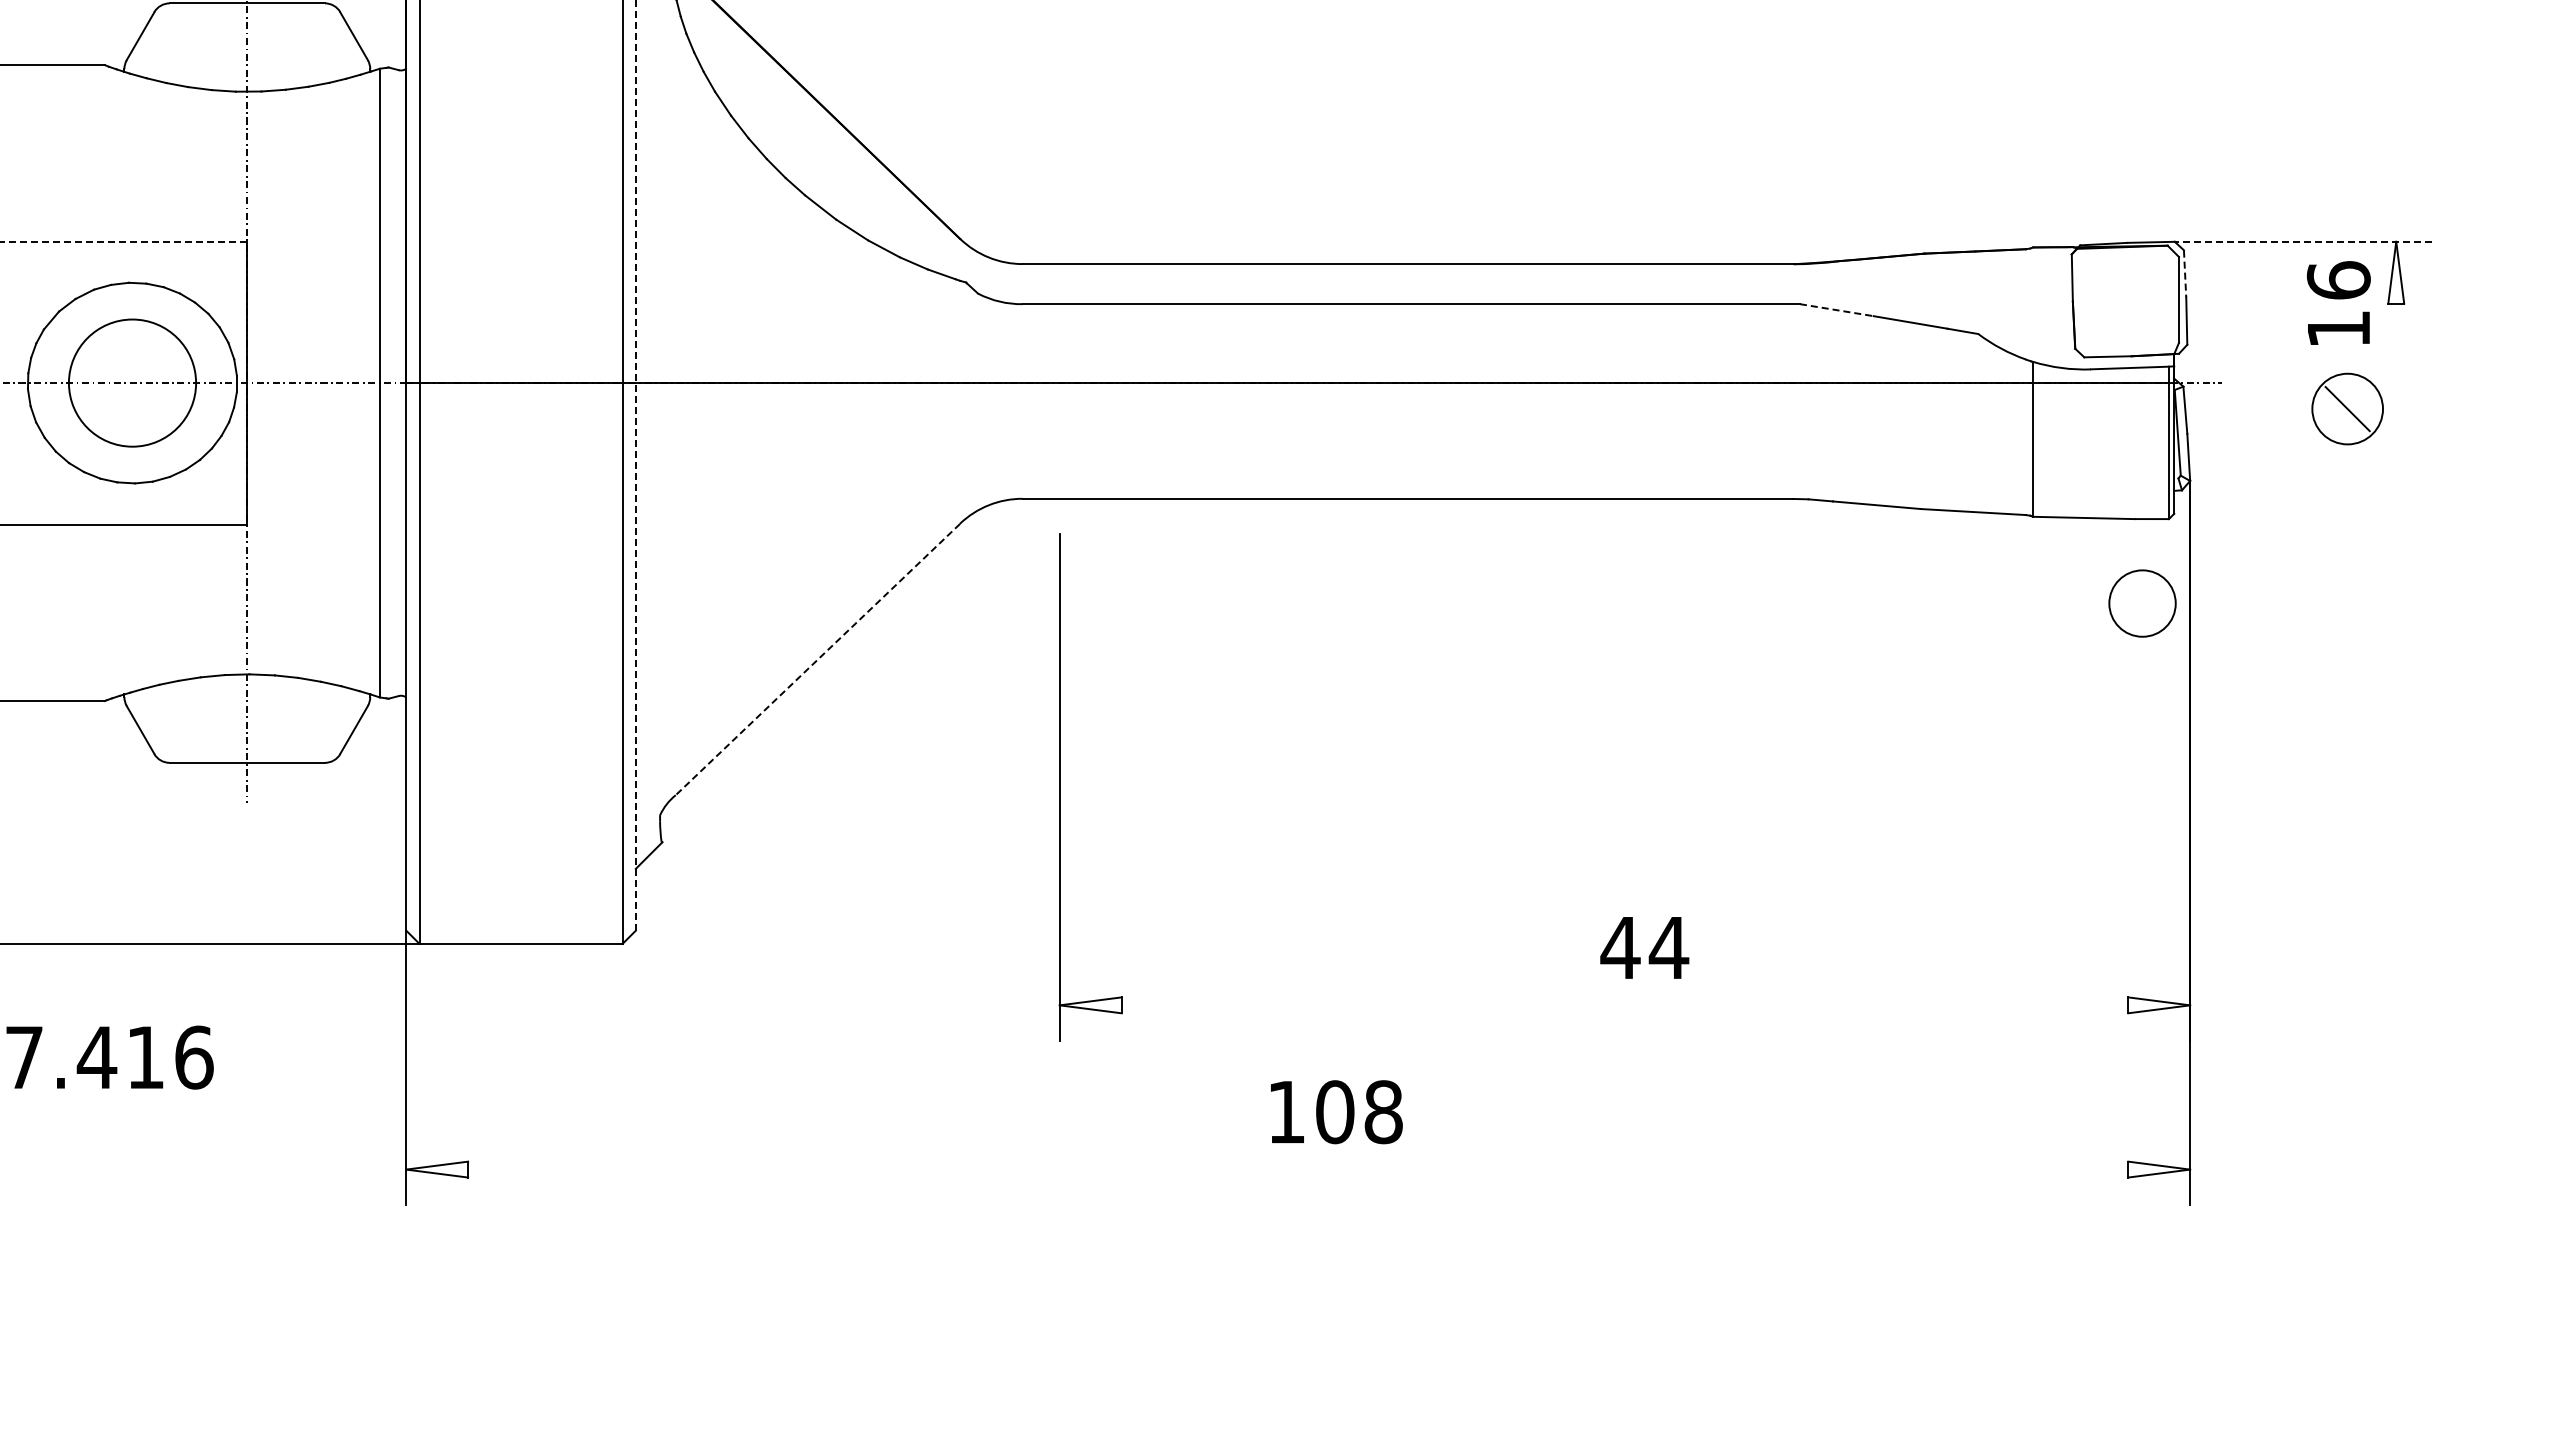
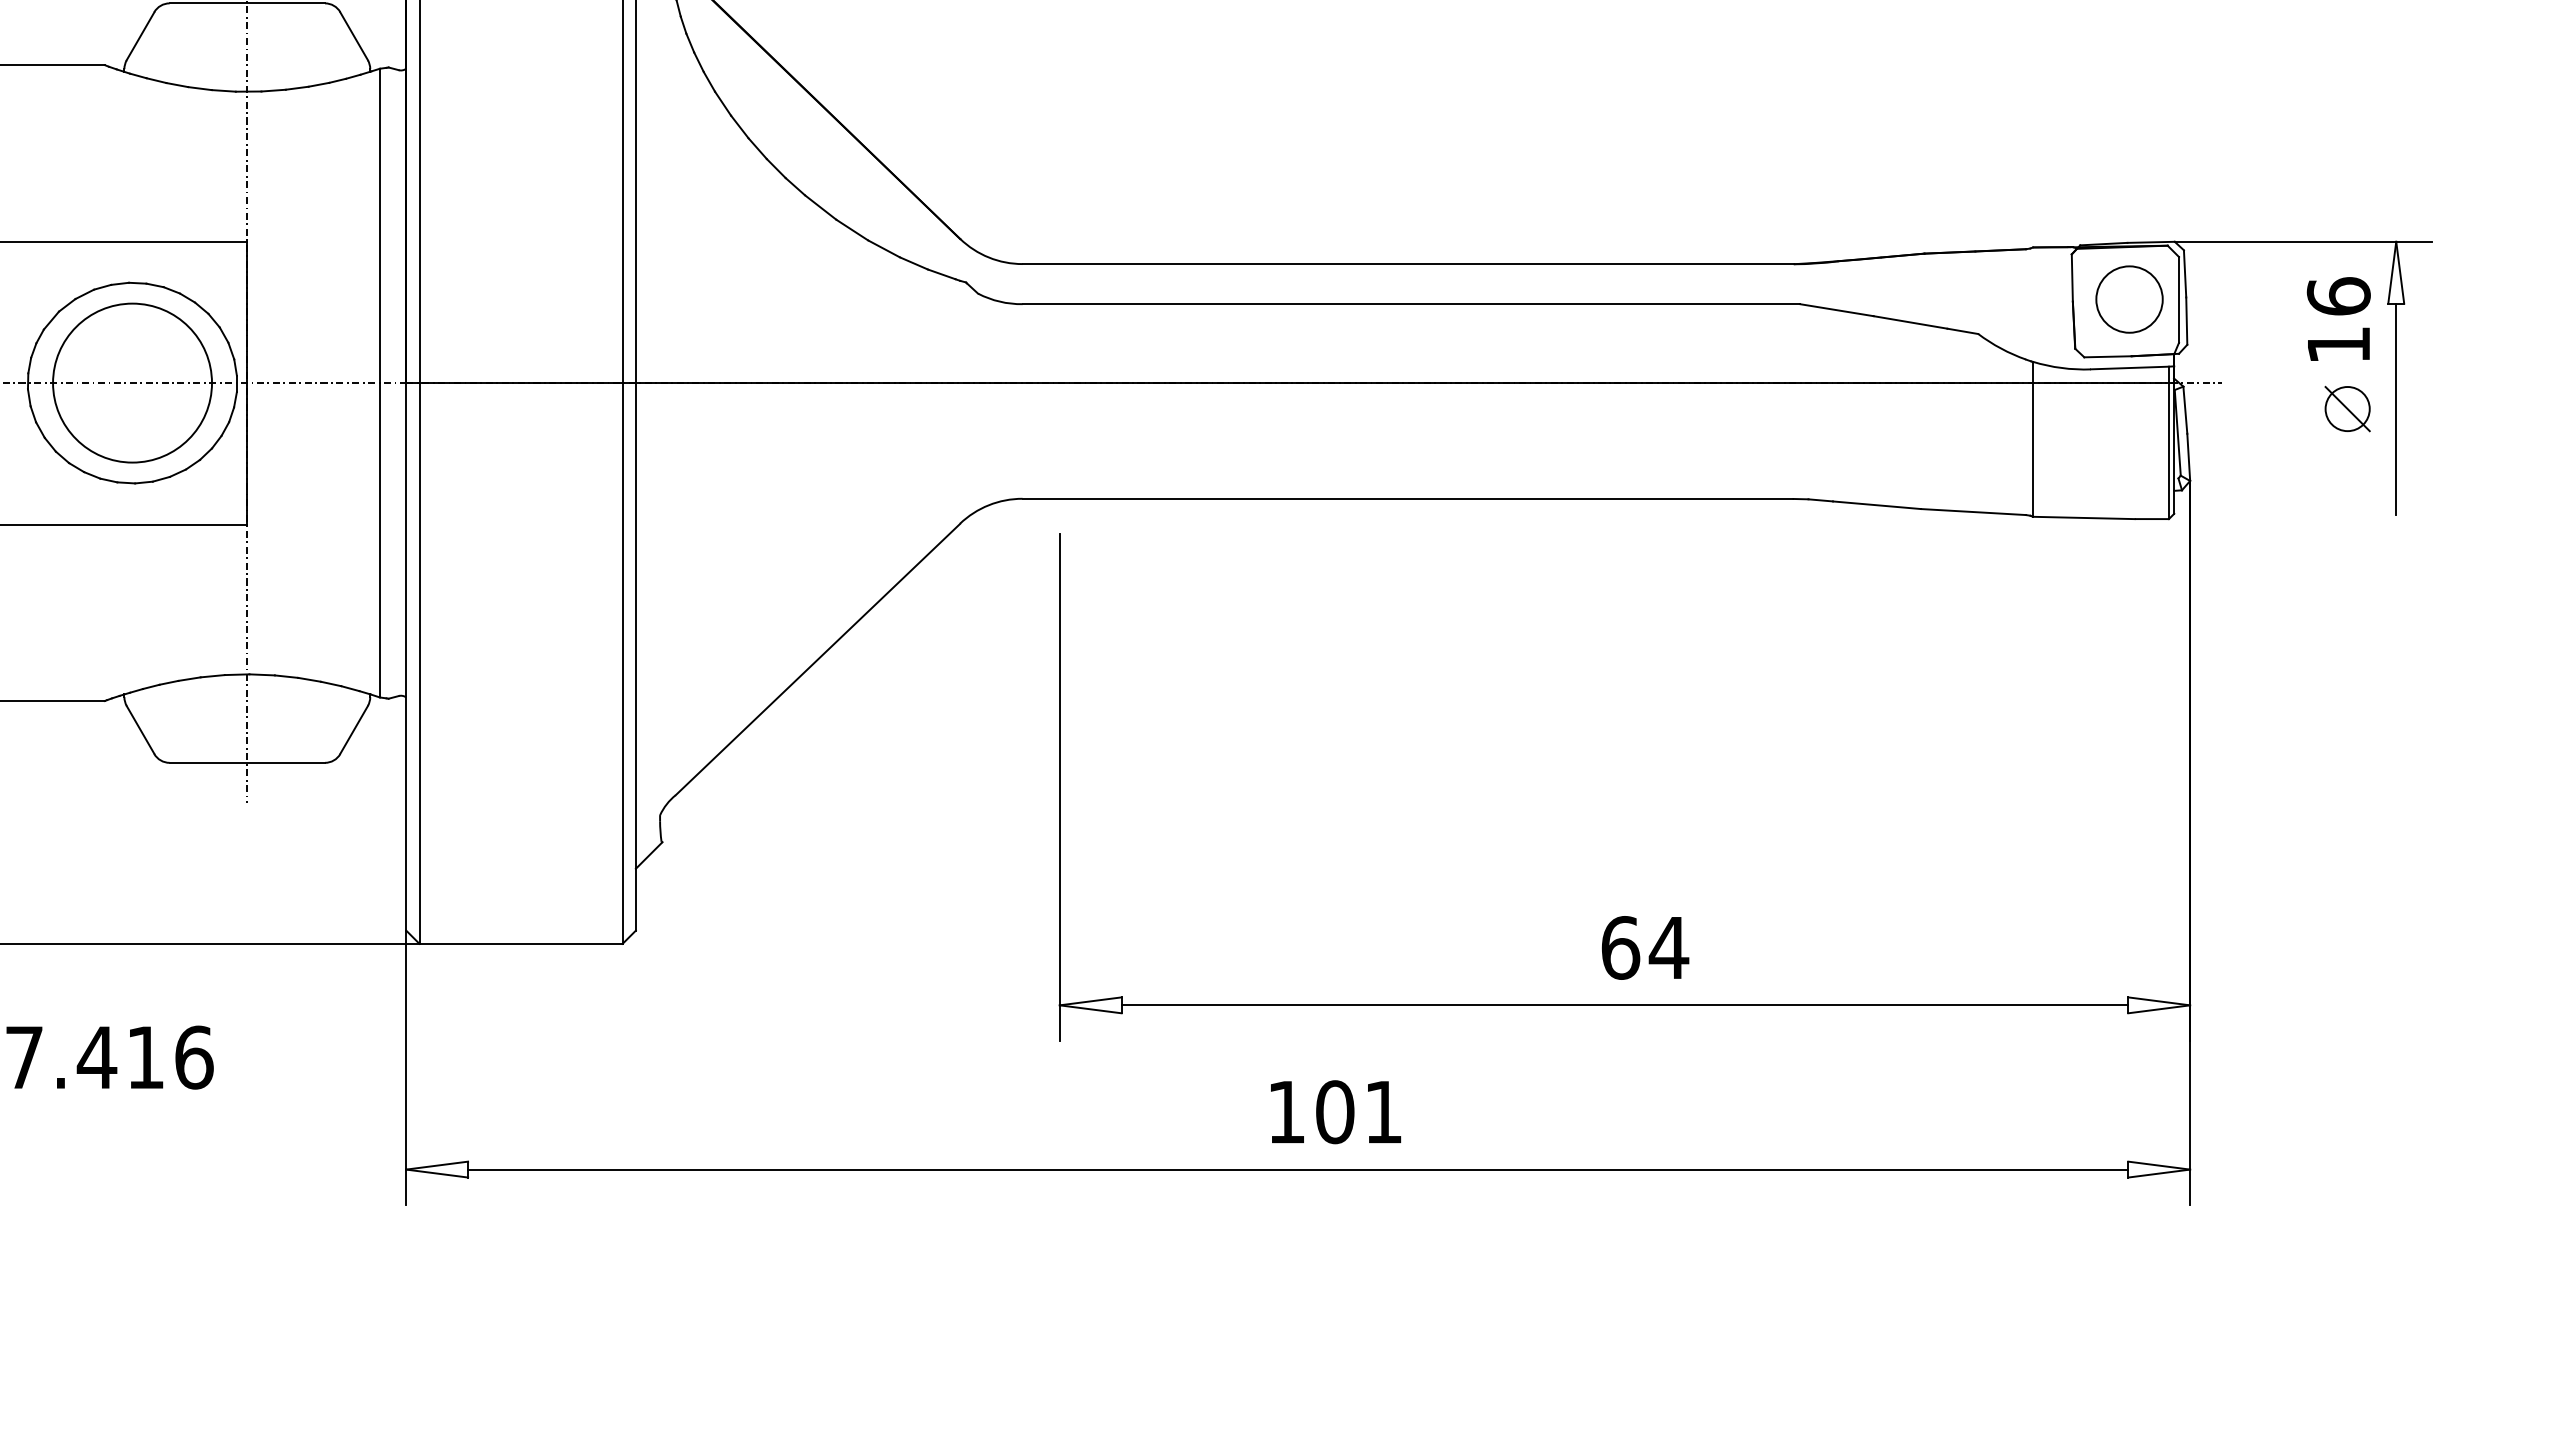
line: dashed -> solid (123, 241)
line: dashed -> solid (2302, 241)
line: dashed -> solid (2185, 274)
text position: (2338, 302) -> (2338, 318) (2338, 318)
line: dashed -> solid (1837, 310)
circle diameter: 127 px -> 159 px (132, 382)
circle diameter: 71 px -> 44 px (2347, 409)
line: none -> present (2396, 409)
line: dashed -> solid (635, 465)
circle position: (2142, 603) -> (2129, 299) (2129, 299)
line: dashed -> solid (817, 659)
text: 44 -> 64 (1620, 947)
line: none -> present (1624, 1005)
text: 108 -> 101 (1383, 1112)
line: none -> present (1298, 1169)
